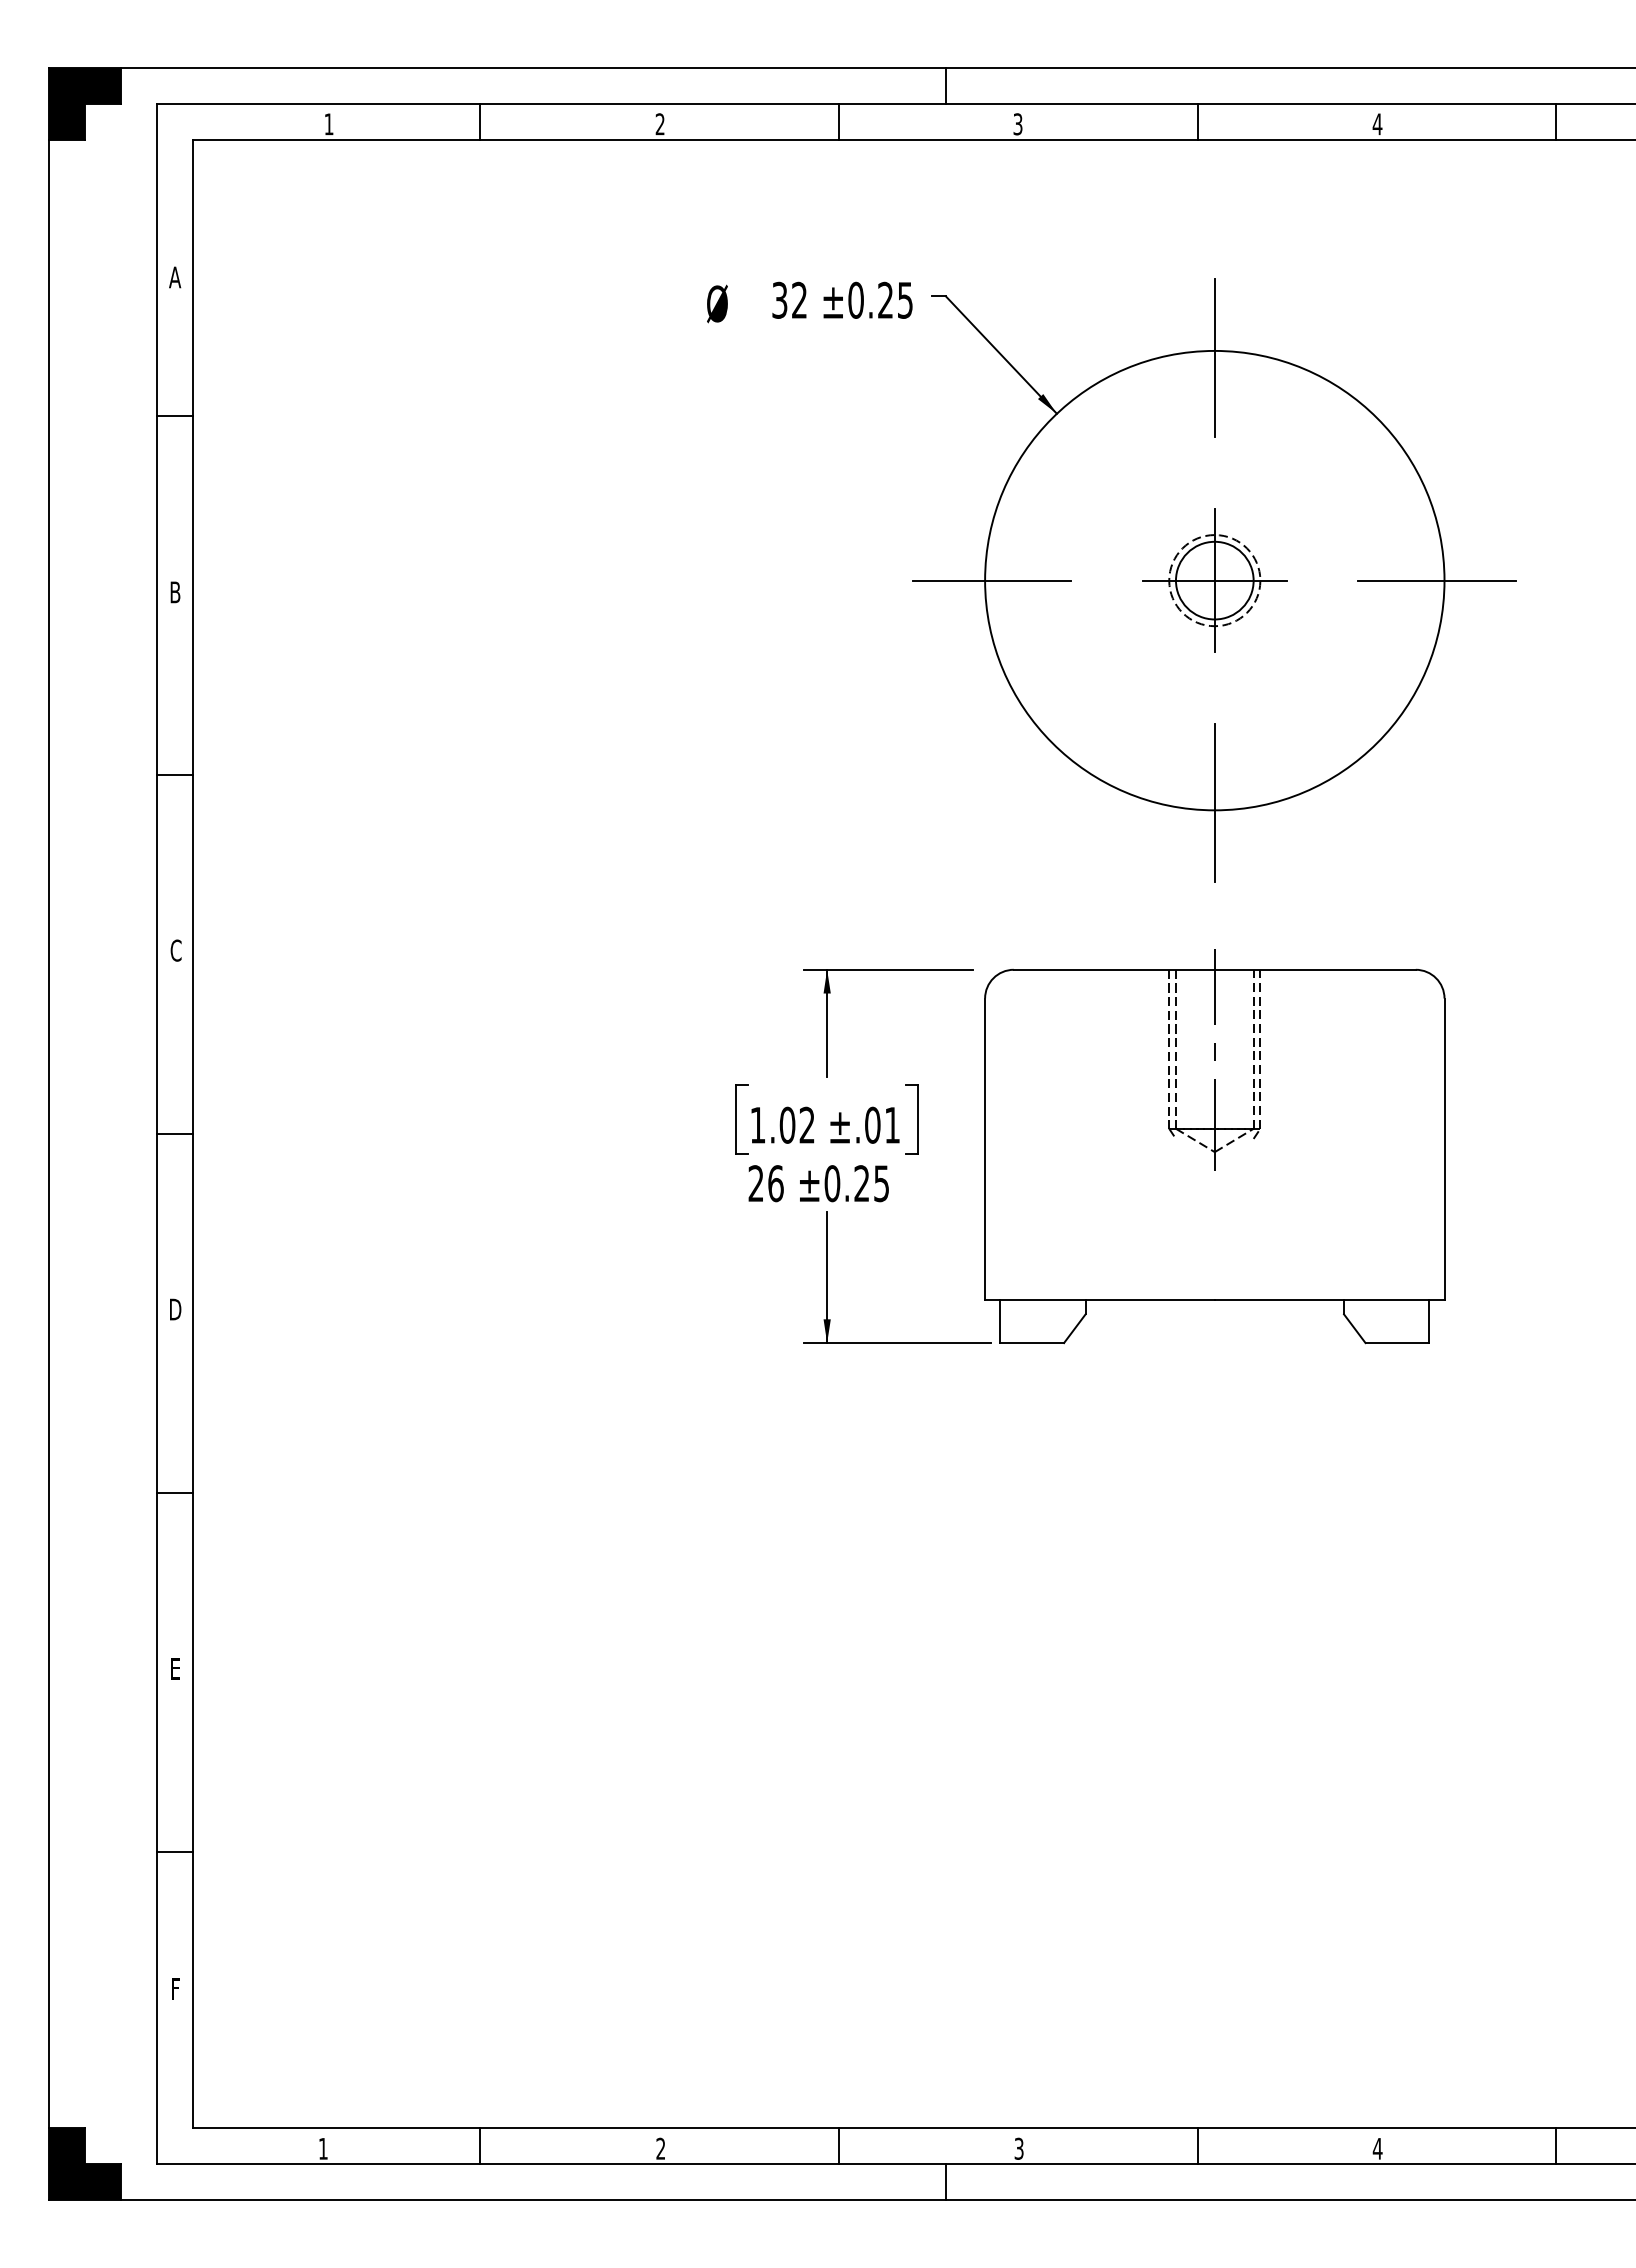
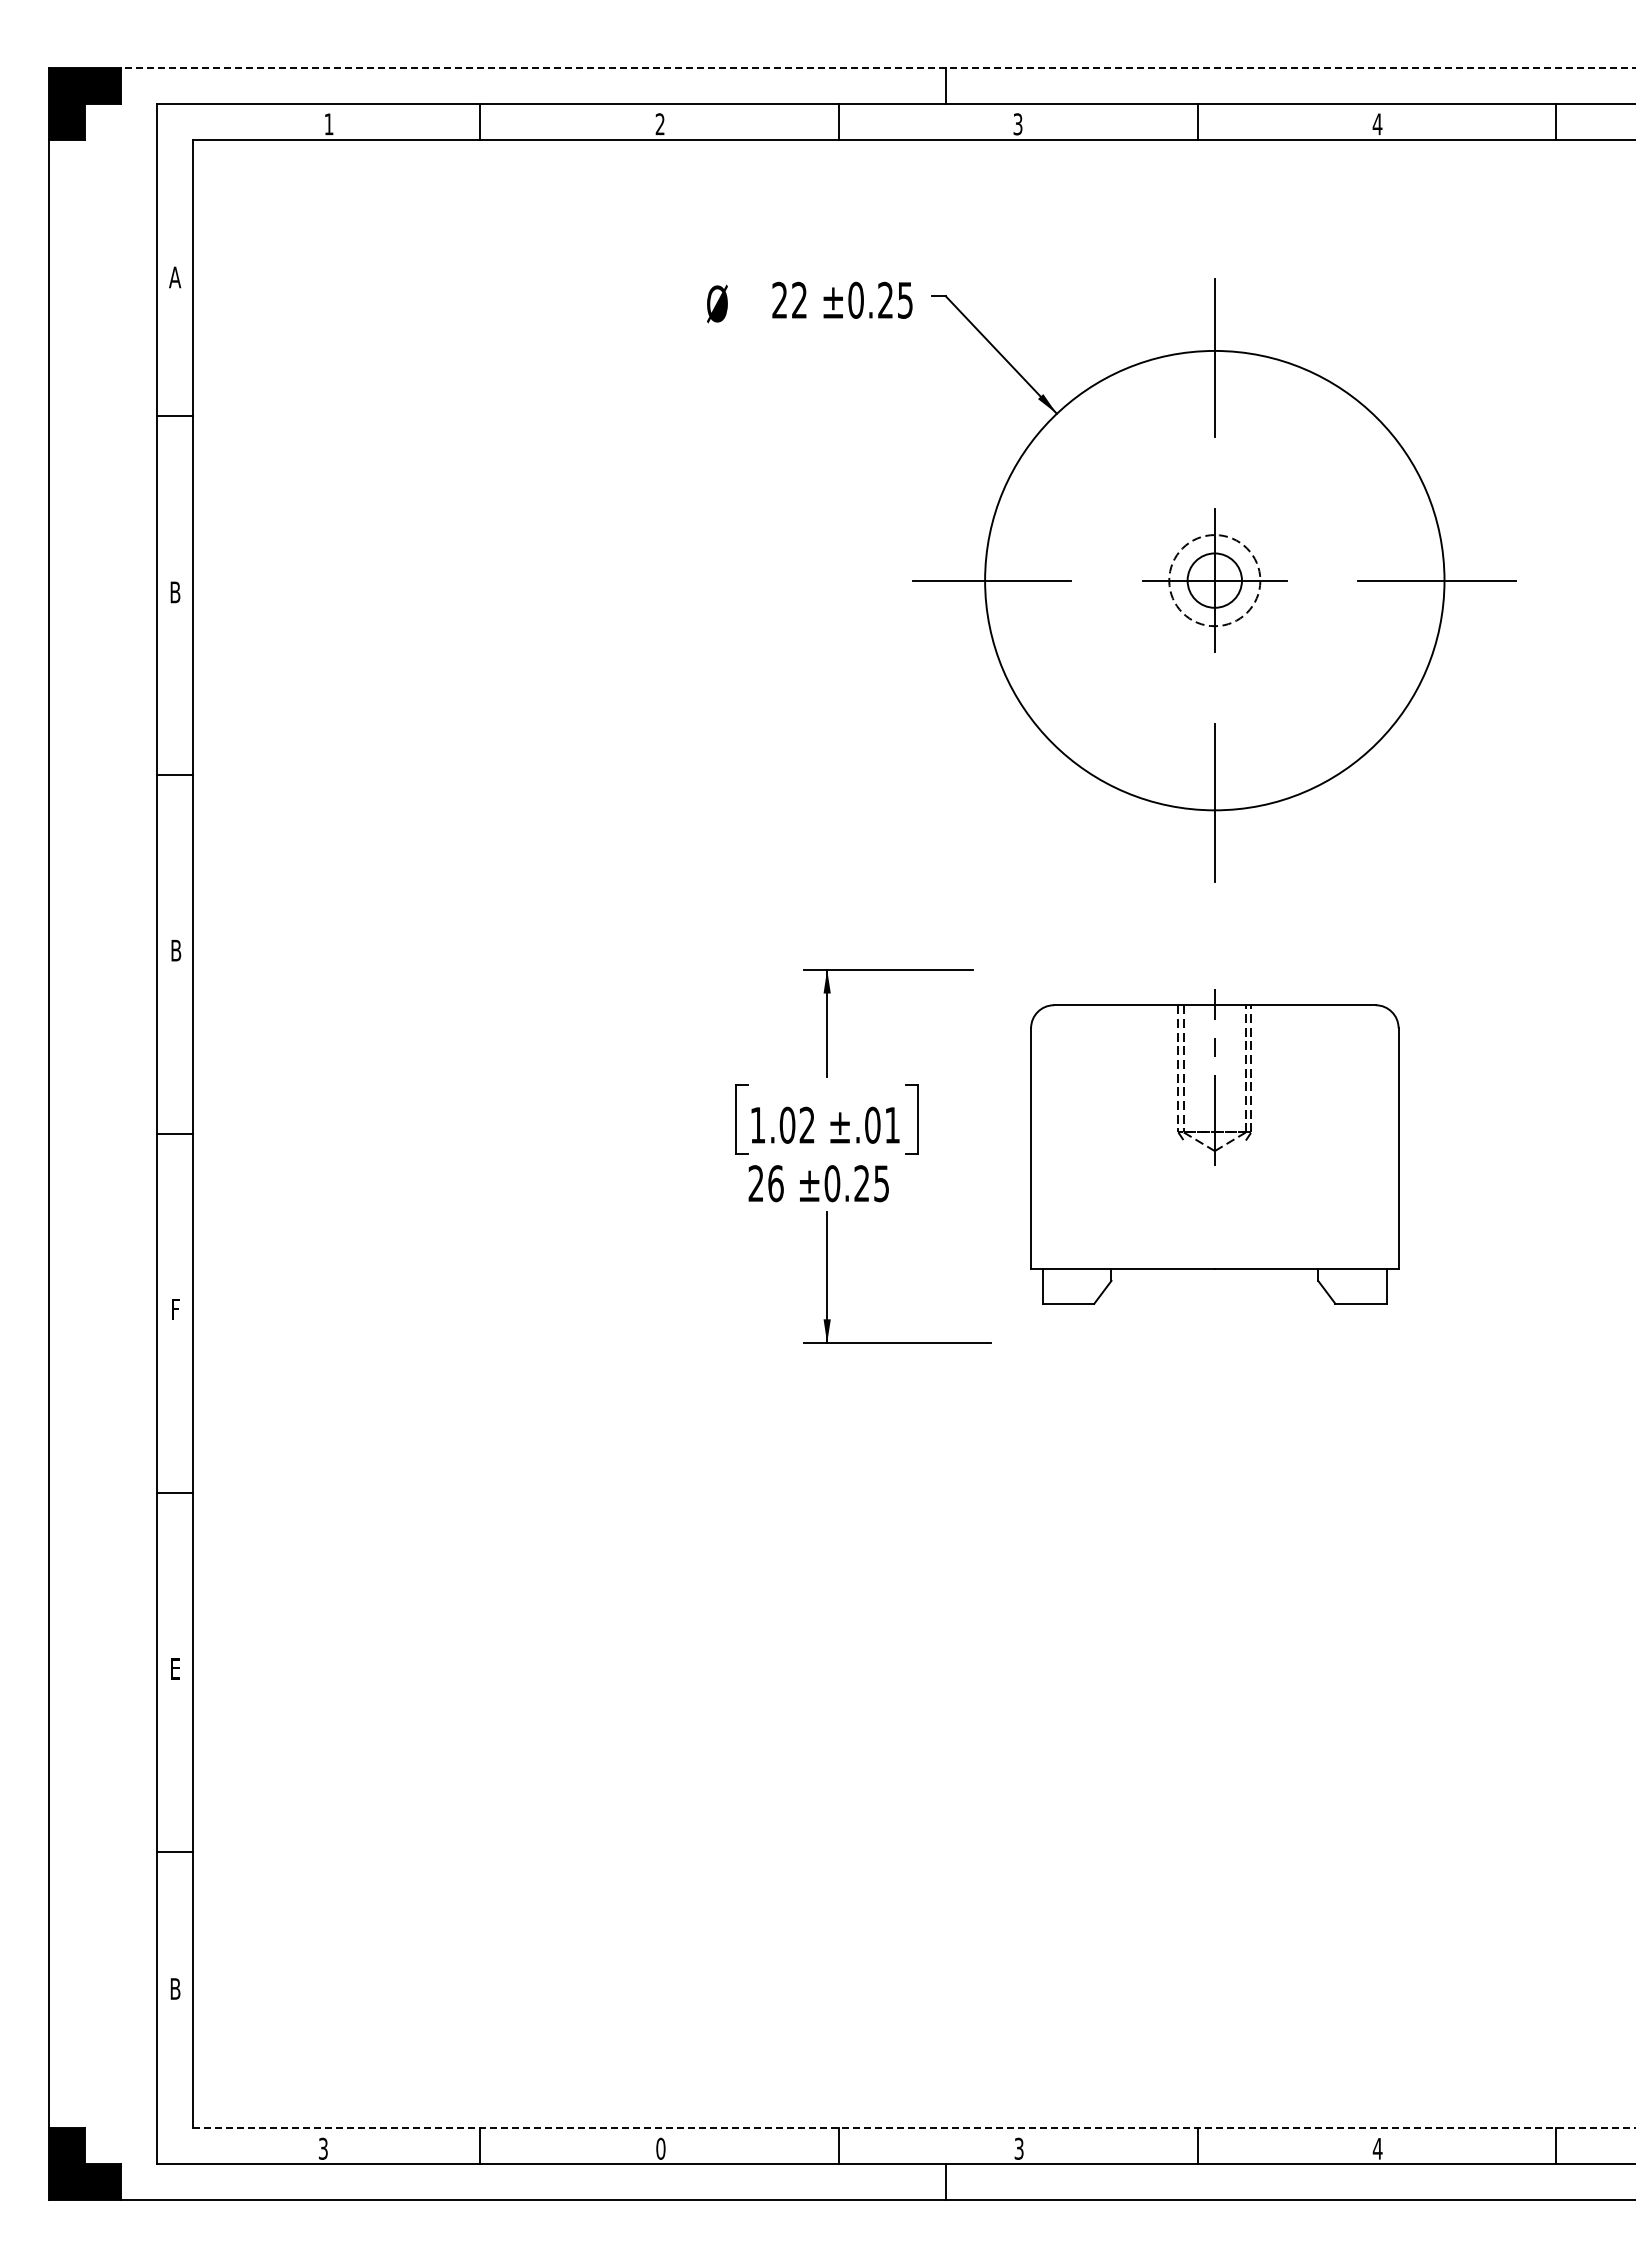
line: solid -> dashed (877, 68)
text: 32 -> 22 (779, 300)
circle diameter: 78 px -> 54 px (1214, 580)
text: C -> B (175, 950)
part size: 462x396 px -> 370x316 px (1214, 1146)
text: D -> F (175, 1309)
text: F -> B (175, 1988)
line: solid -> dashed (914, 2128)
text: 1 -> 3 (323, 2148)
text: 2 -> 0 (660, 2148)
